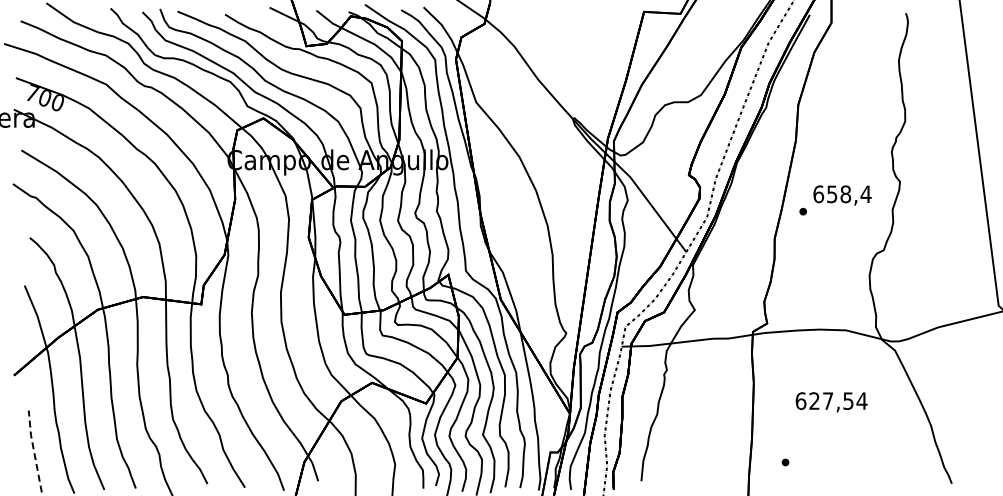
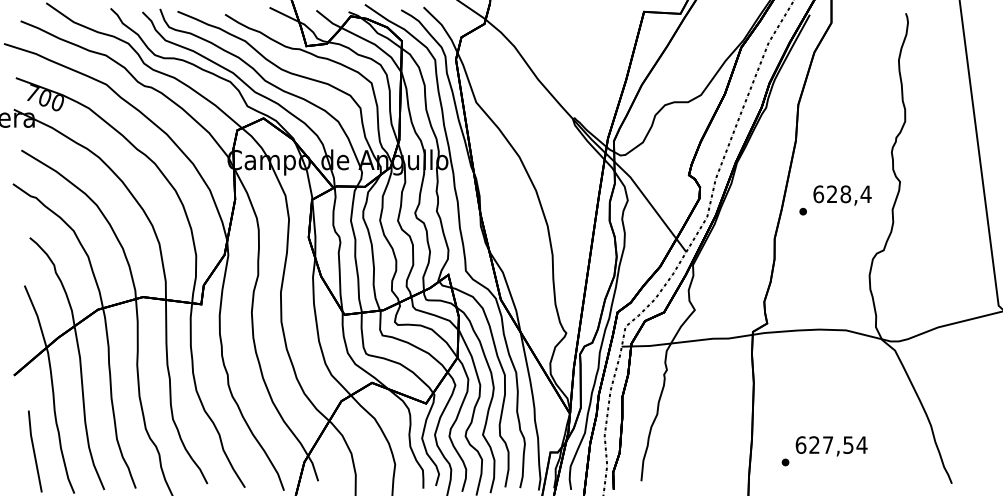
text: 658,4 -> 628,4 (832, 194)
text position: (831, 402) -> (831, 446) (831, 446)
line: dashed -> solid (33, 450)
